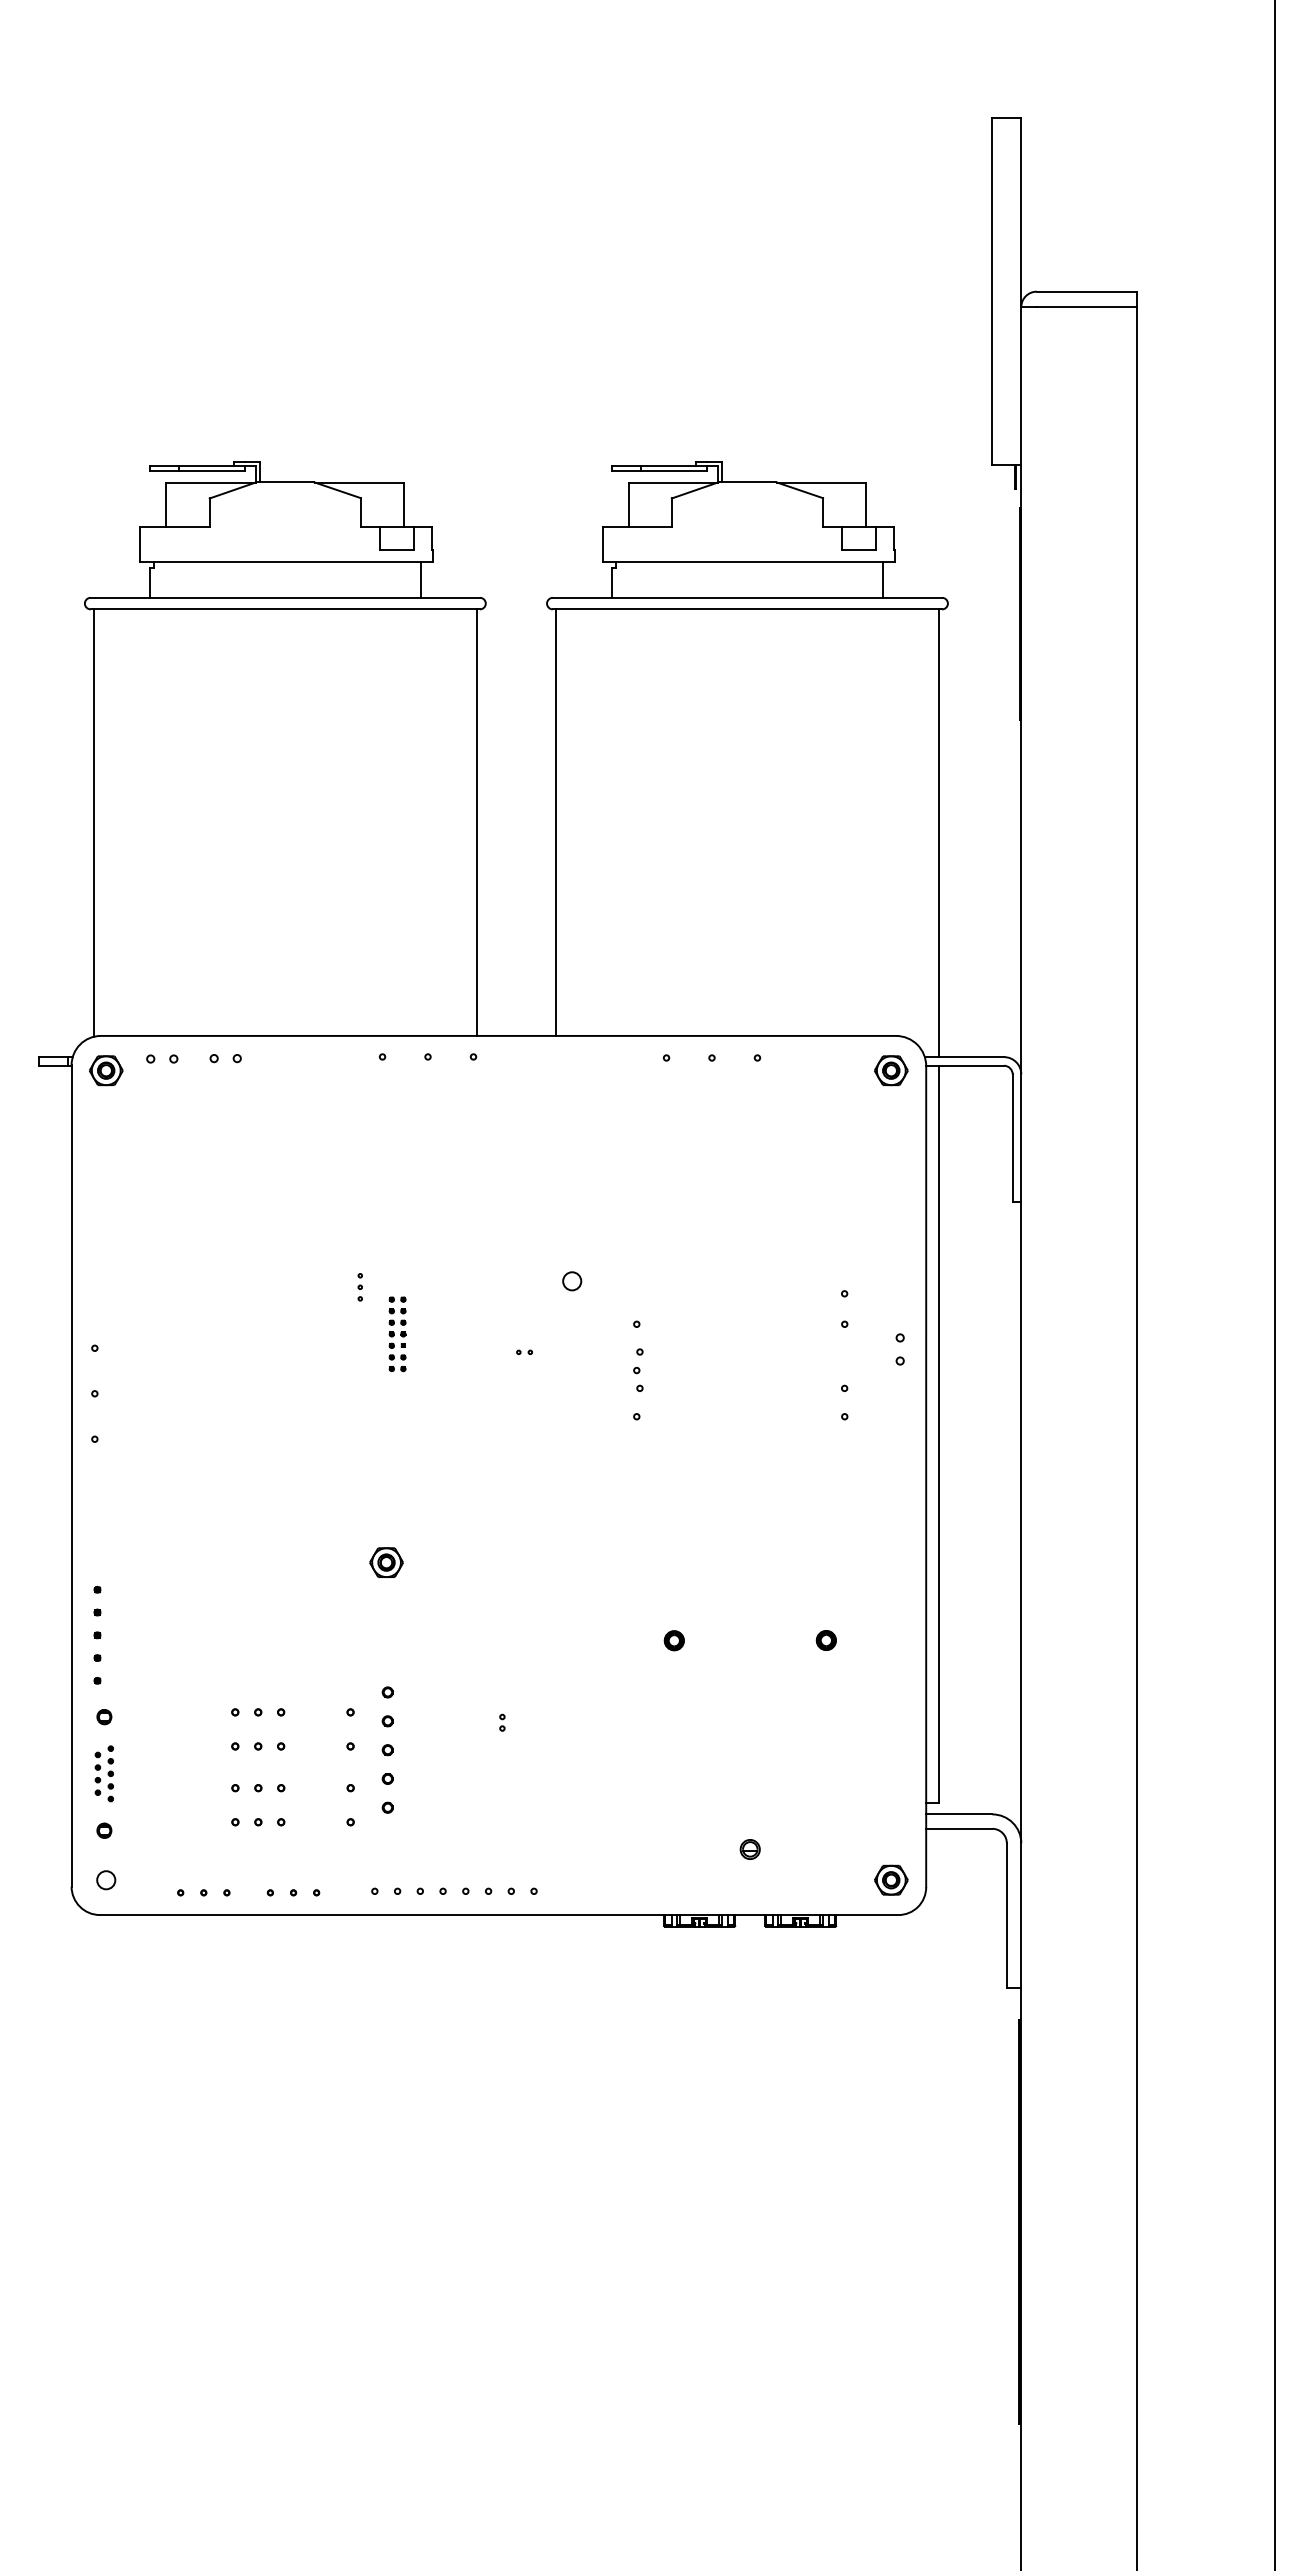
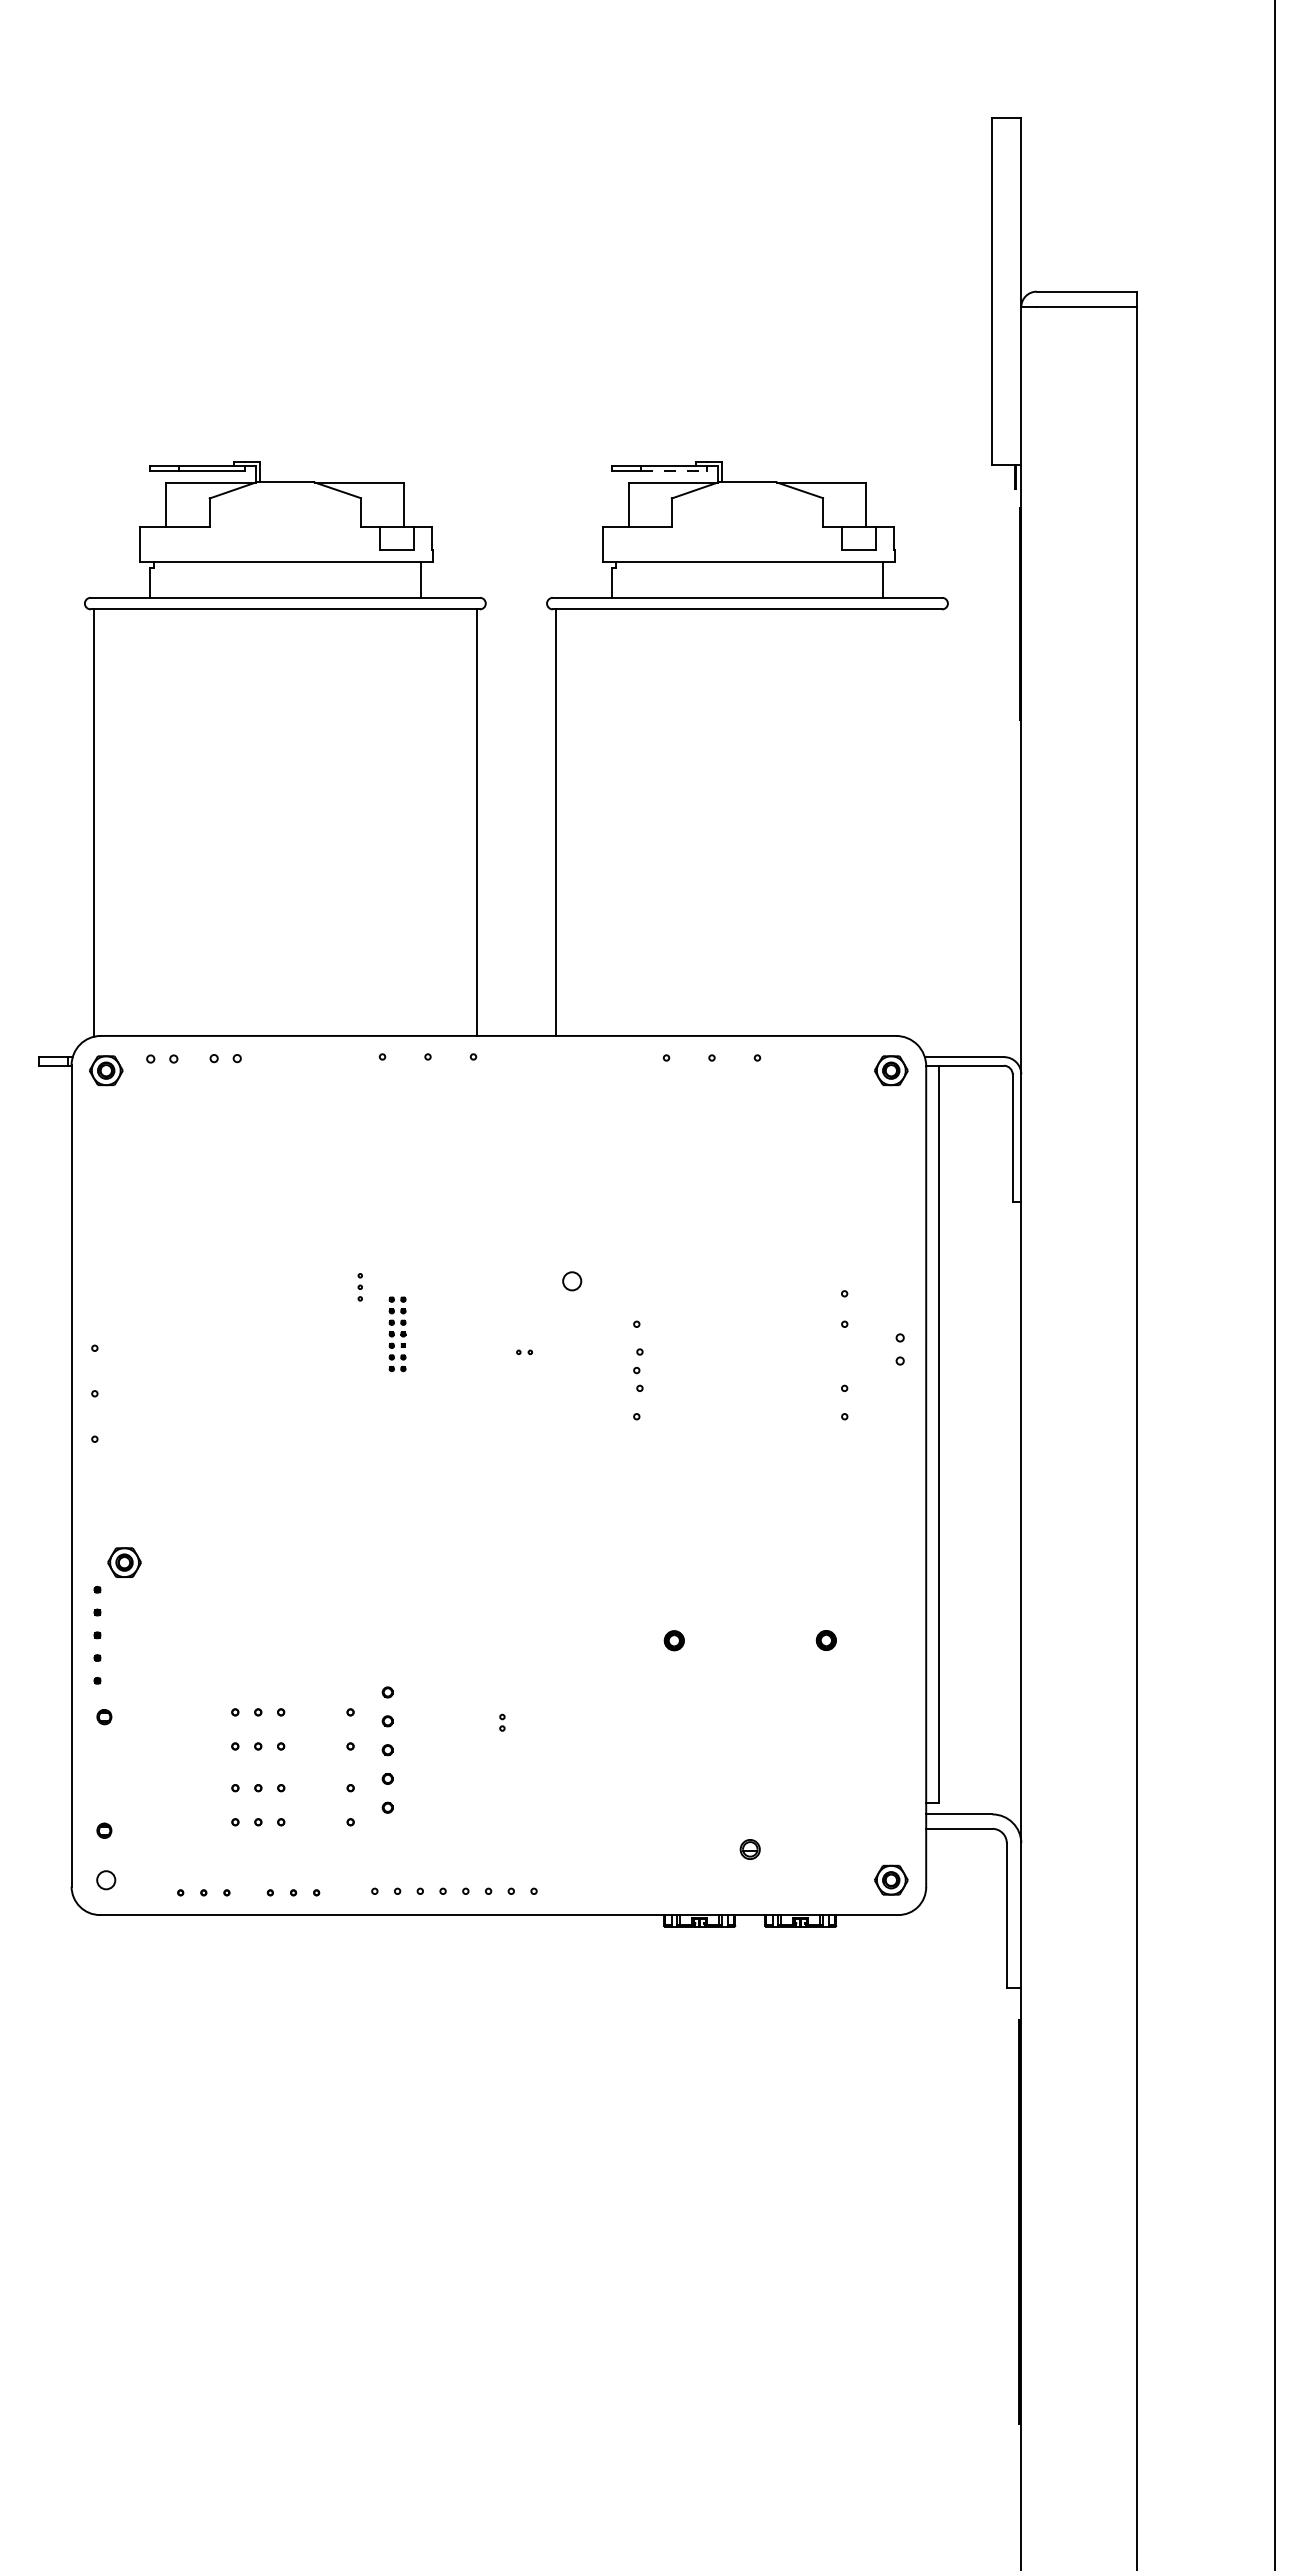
line: solid -> dashed (674, 471)
line: present -> none (939, 833)
part position: (386, 1562) -> (124, 1562) (124, 1562)
part: present -> none (103, 1773)
